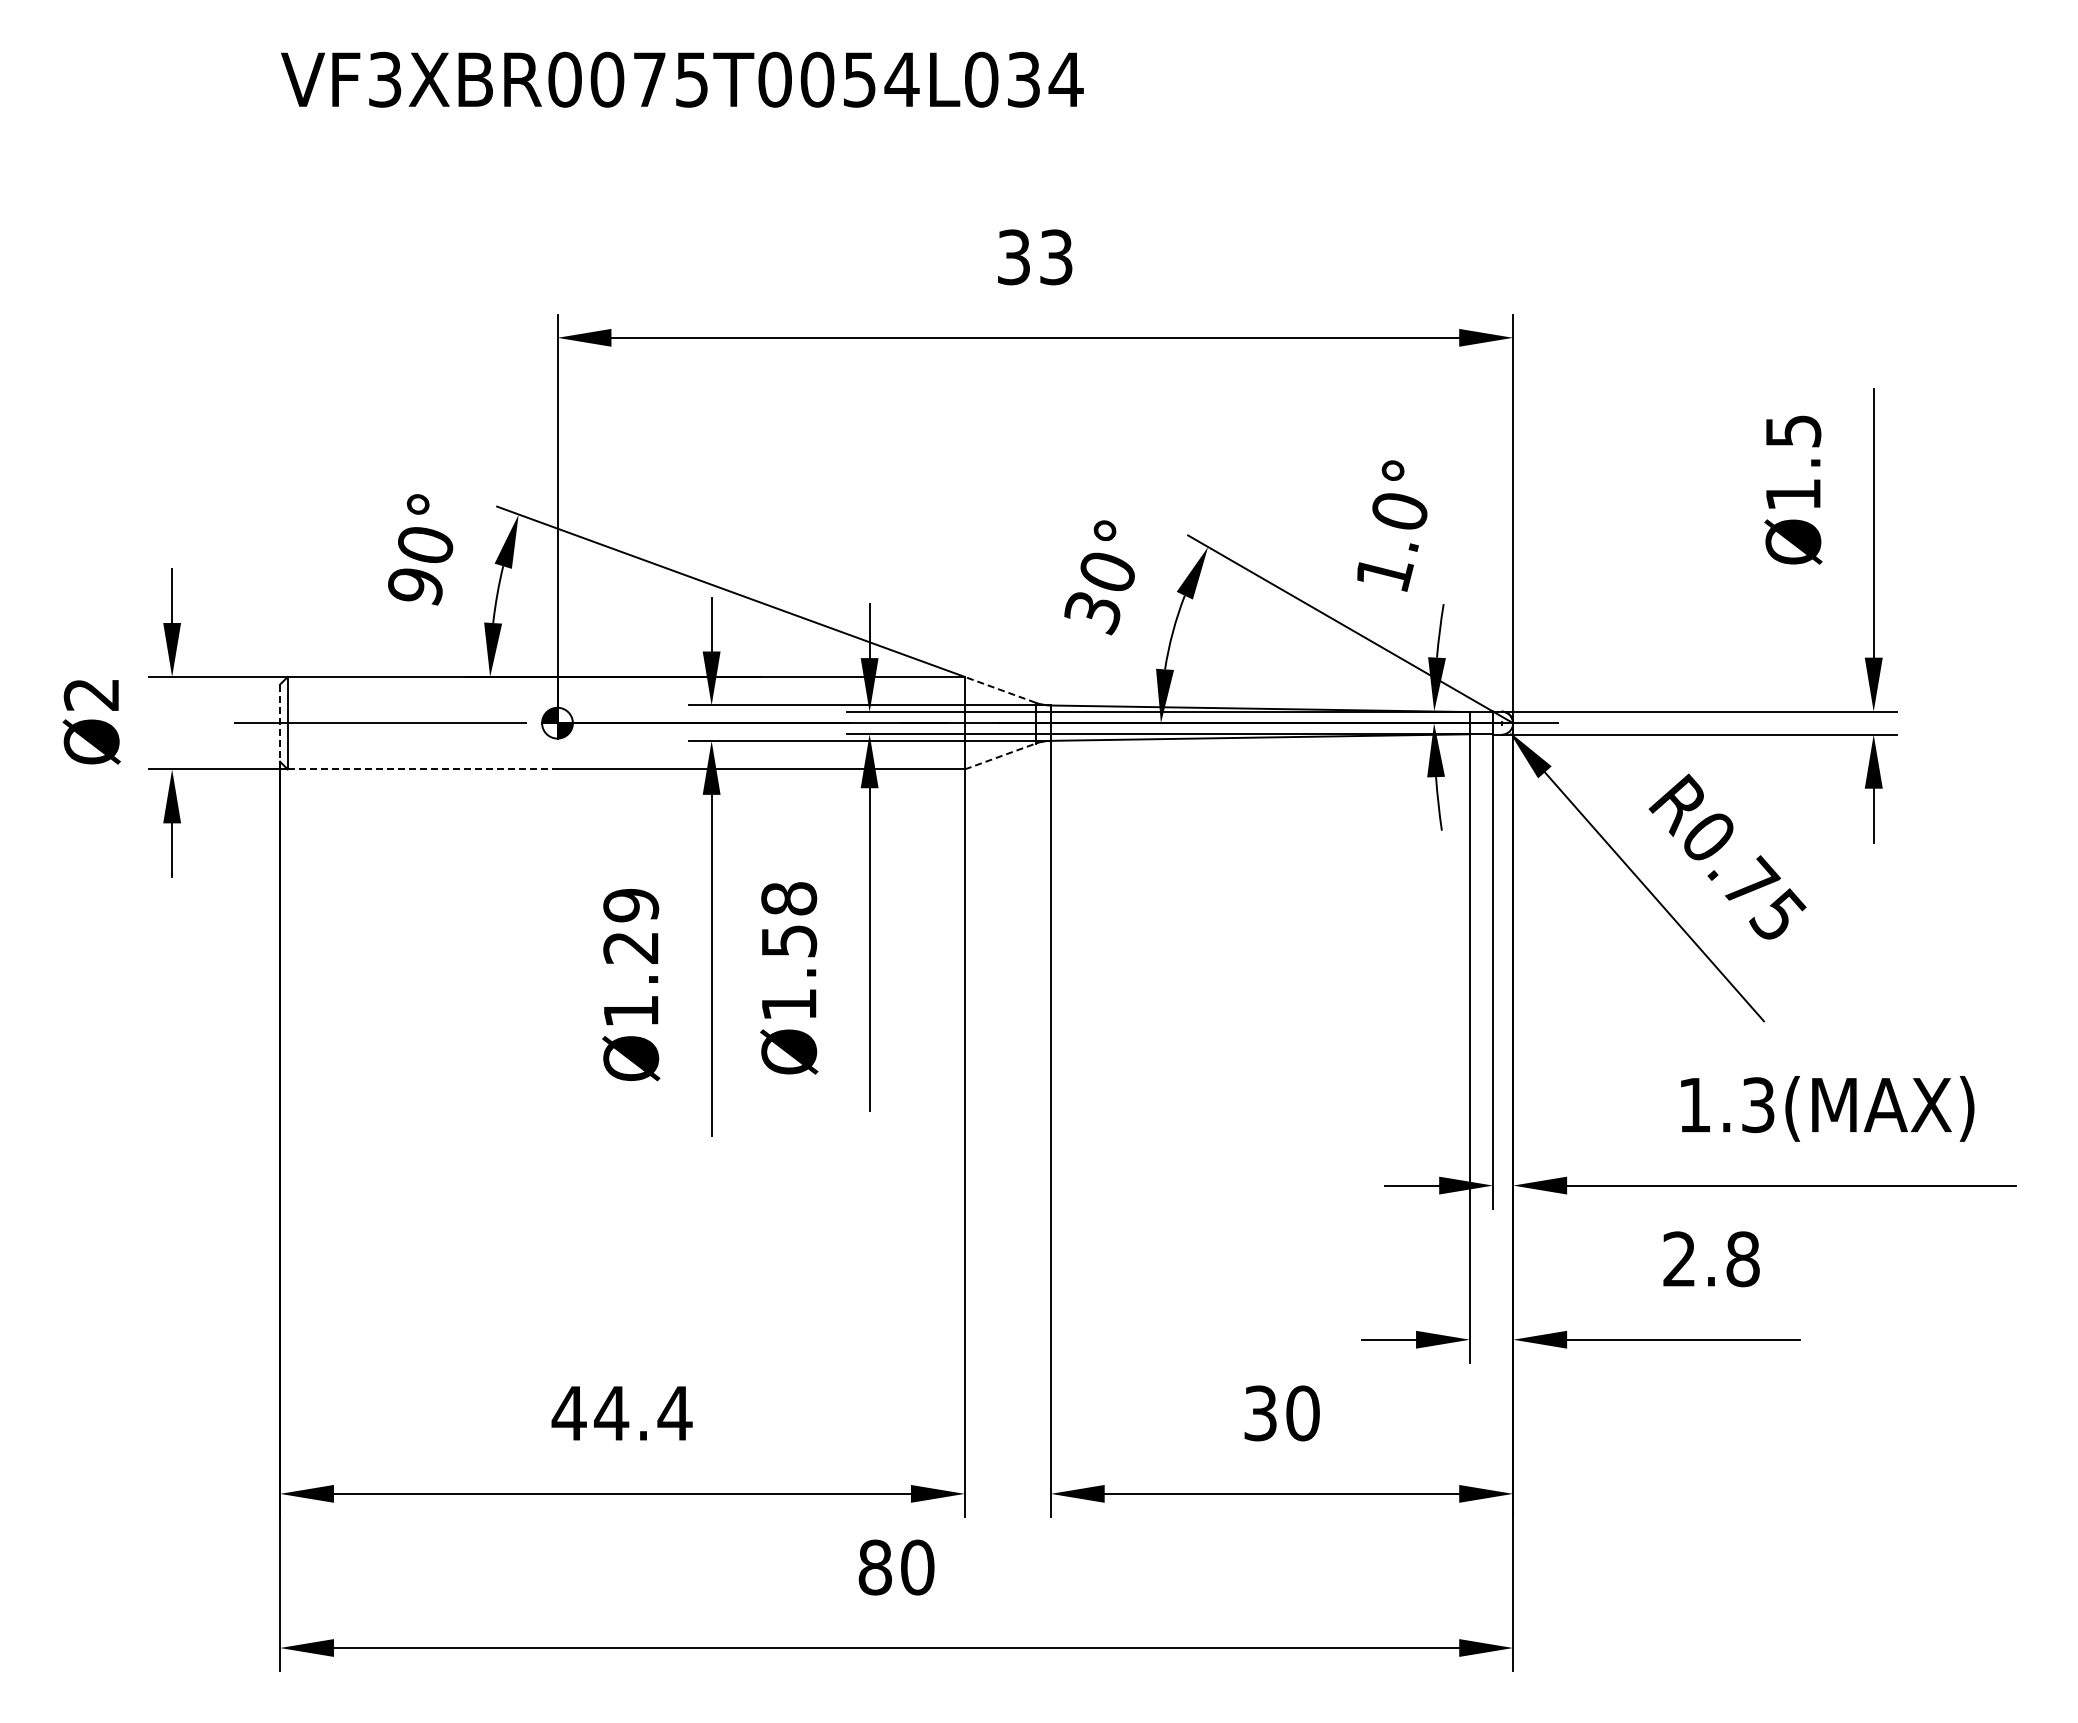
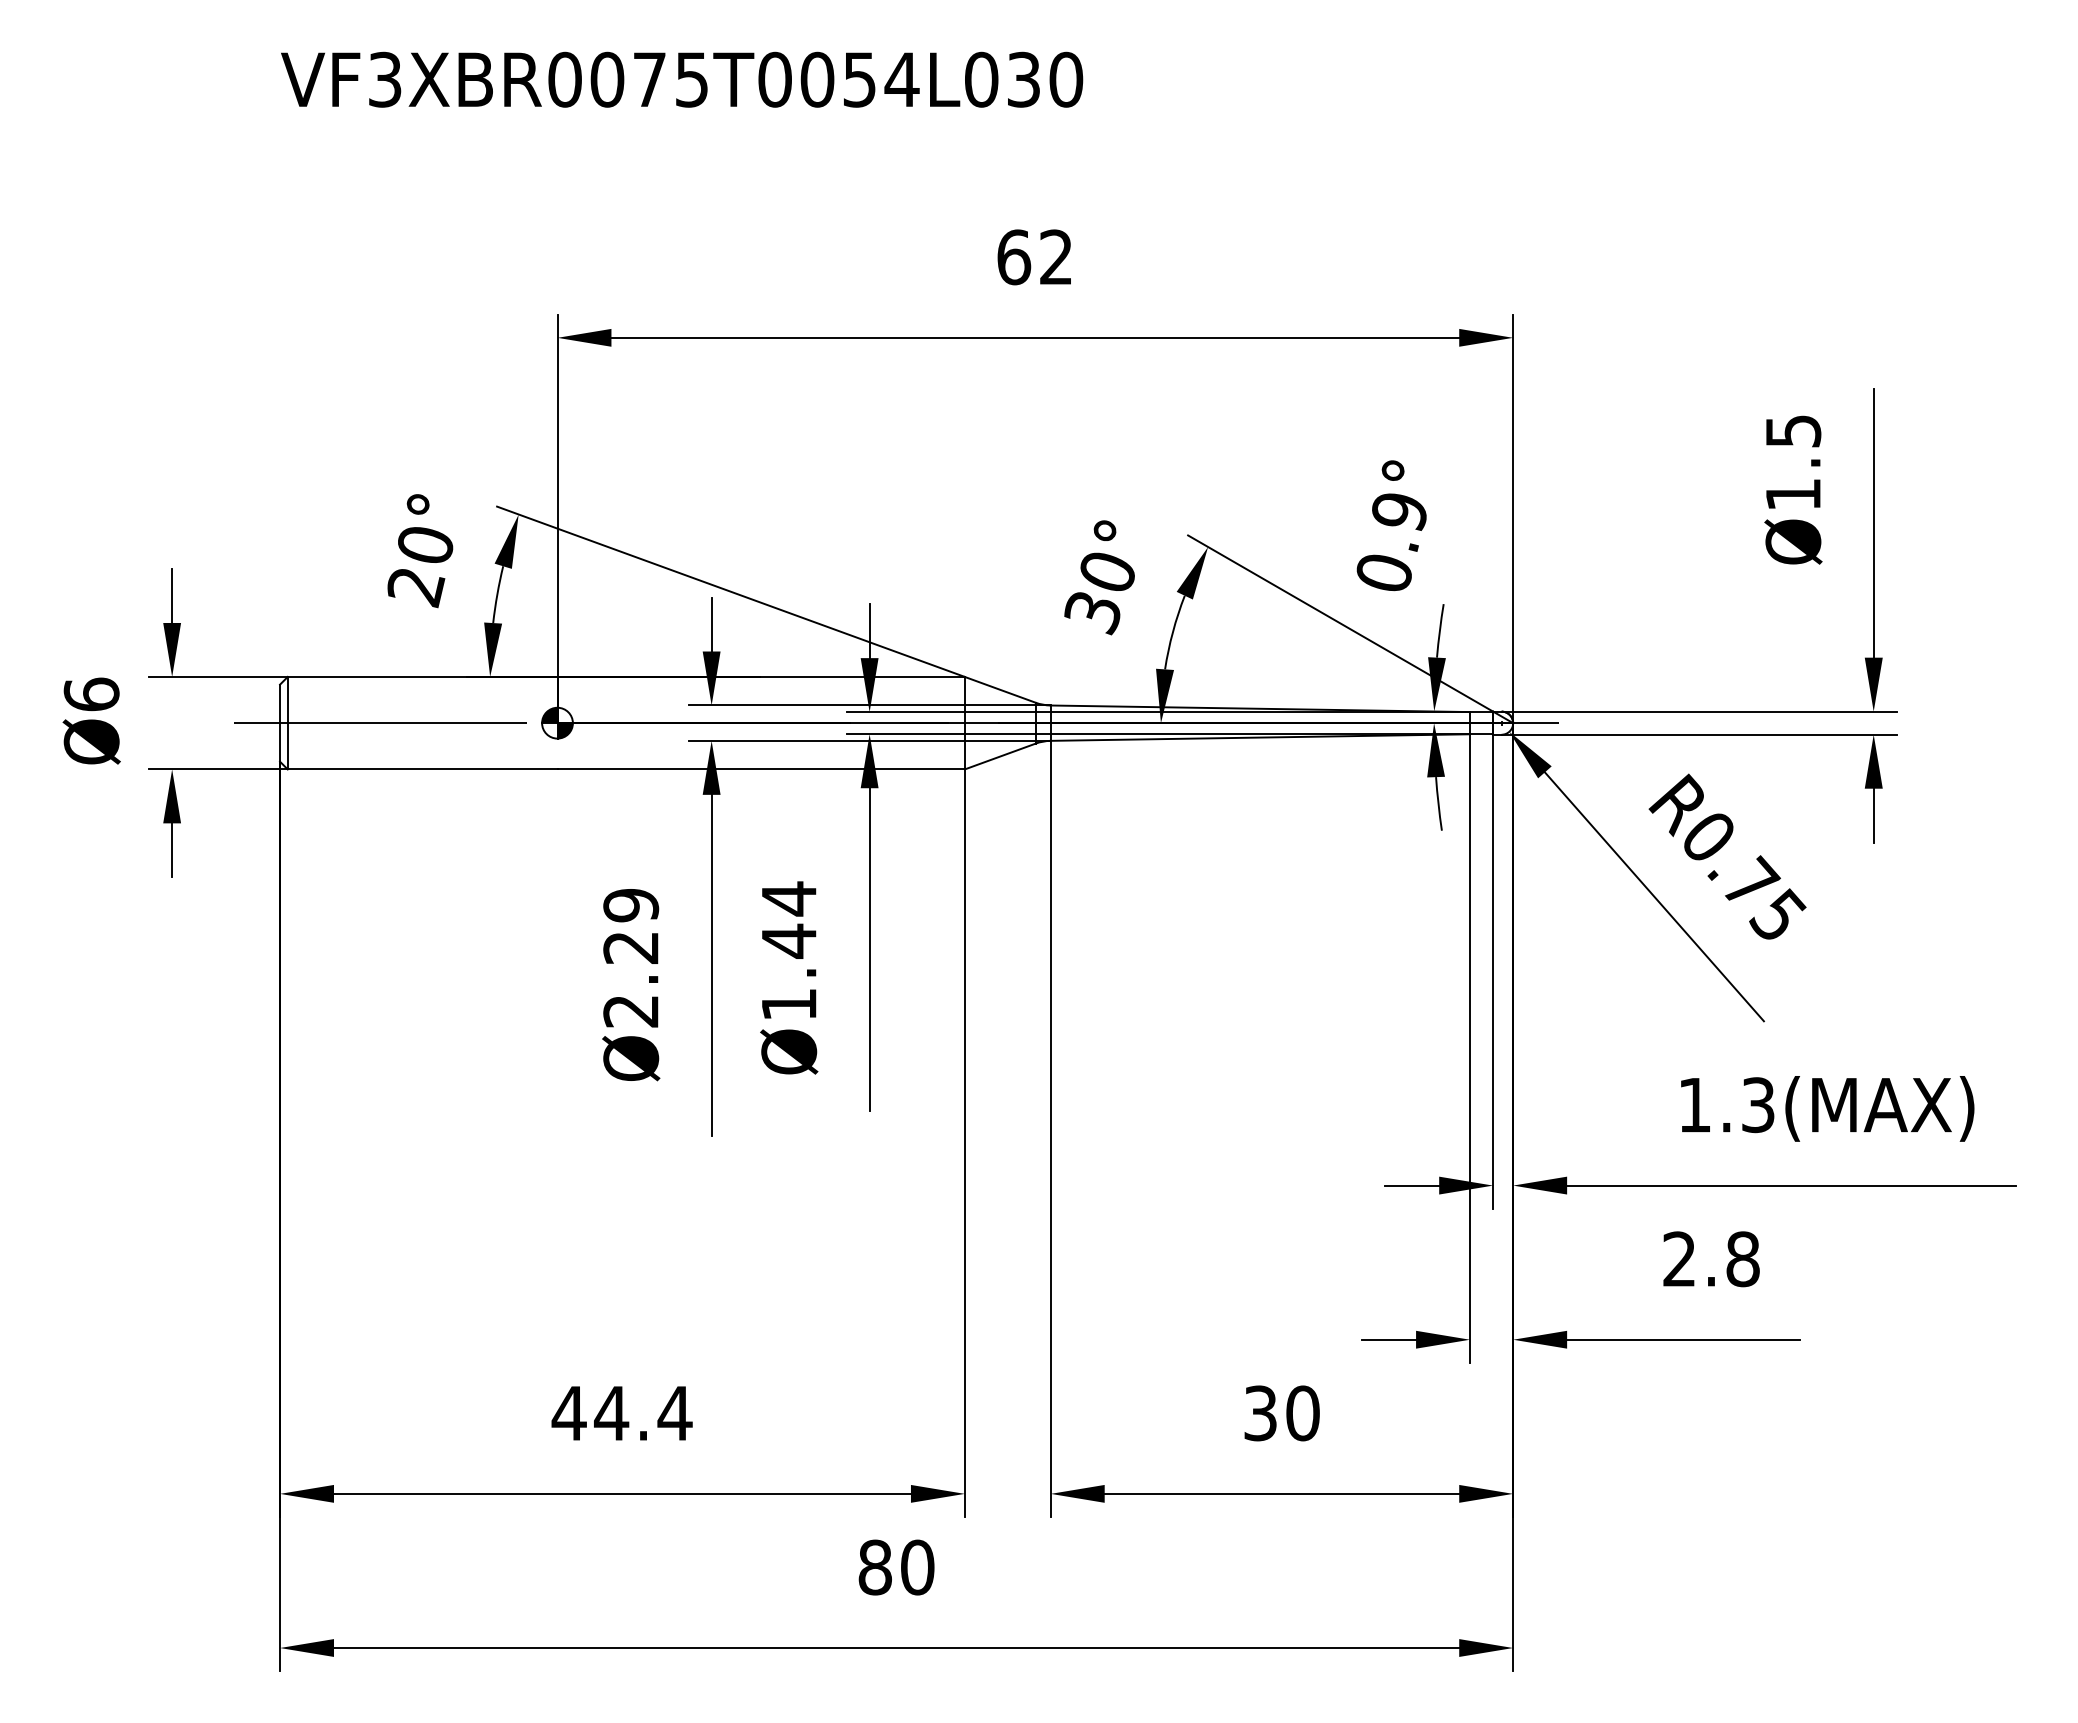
text: VF3XBR0075T0054L034 -> VF3XBR0075T0054L030 (1065, 79)
text: 33 -> 62 (1034, 257)
text: 1.0° -> 0.9° (1391, 542)
text: 90° -> 20° (416, 588)
line: dashed -> solid (1000, 689)
text: Ø2 -> Ø6 (91, 694)
line: dashed -> solid (280, 723)
line: dashed -> solid (1000, 756)
line: dashed -> solid (422, 769)
text: Ø1.58 -> Ø1.44 (789, 919)
text: Ø1.29 -> Ø2.29 (630, 1011)
